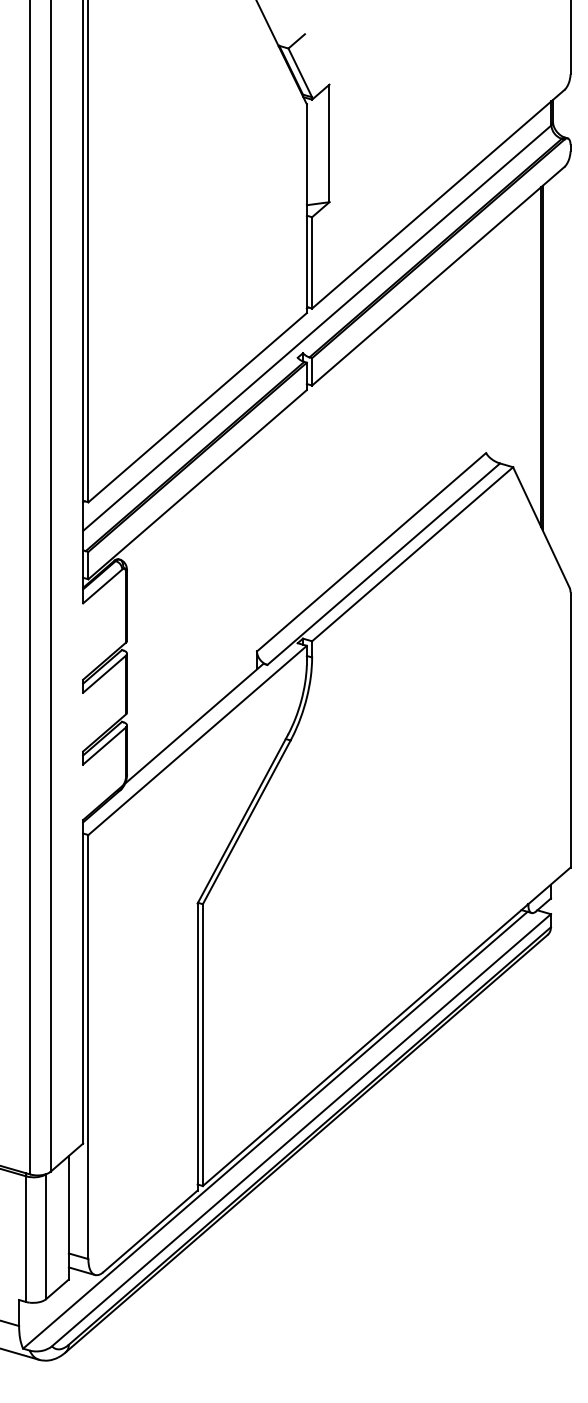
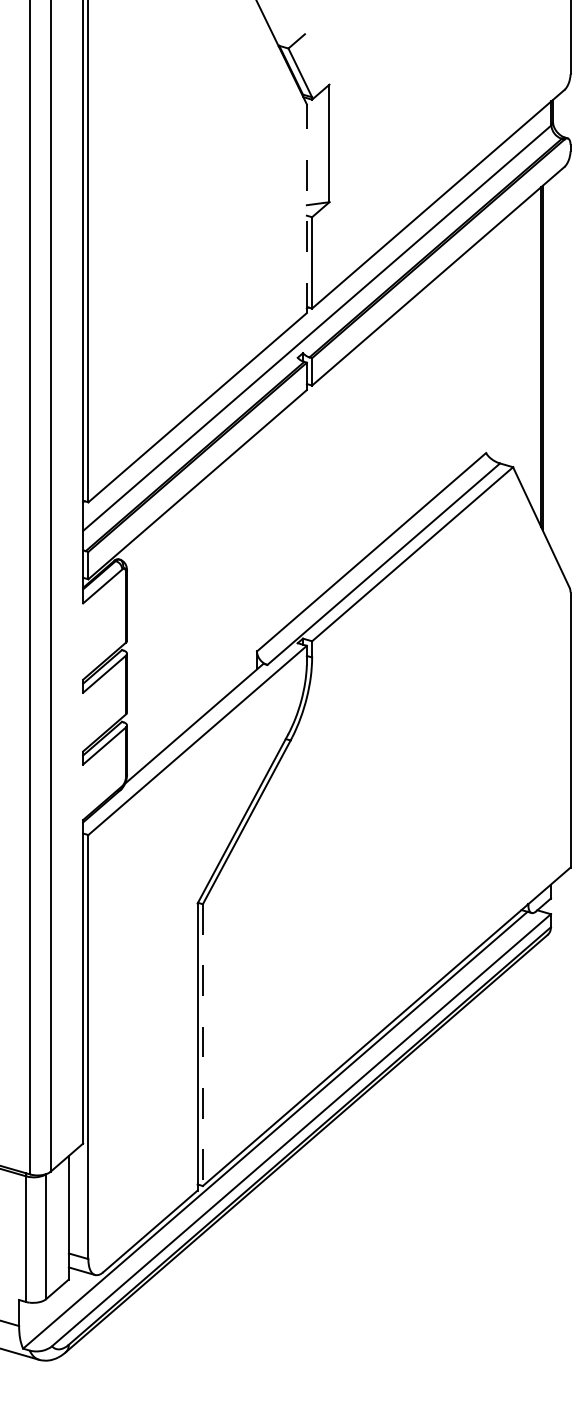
line: solid -> dashed (306, 208)
line: solid -> dashed (202, 1045)
